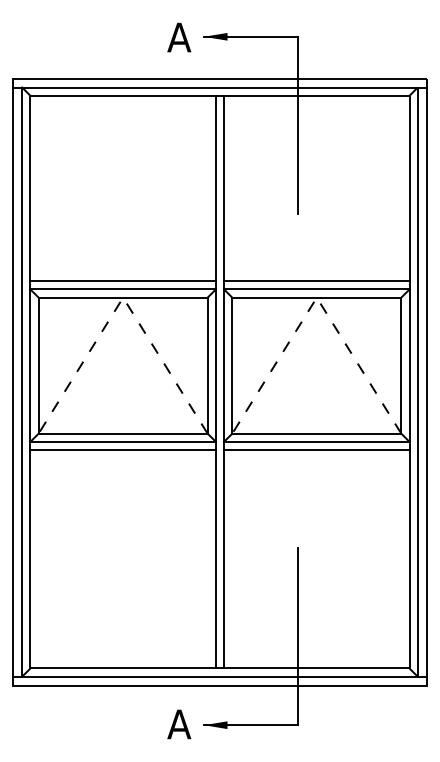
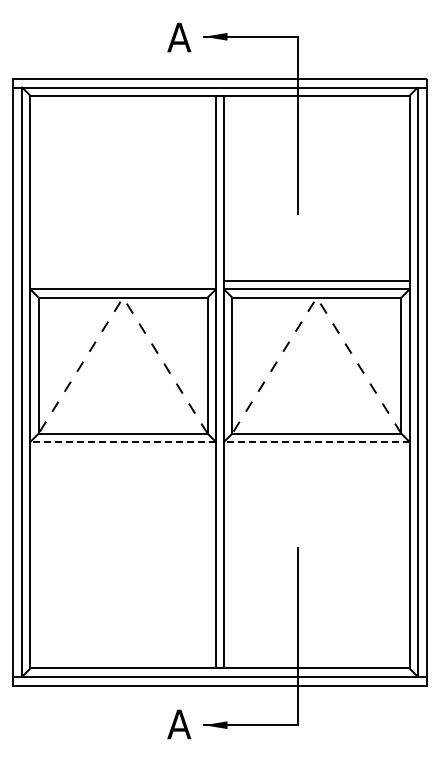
line: present -> none (122, 281)
line: solid -> dashed (123, 441)
line: solid -> dashed (316, 441)
line: present -> none (122, 450)
line: present -> none (316, 450)
